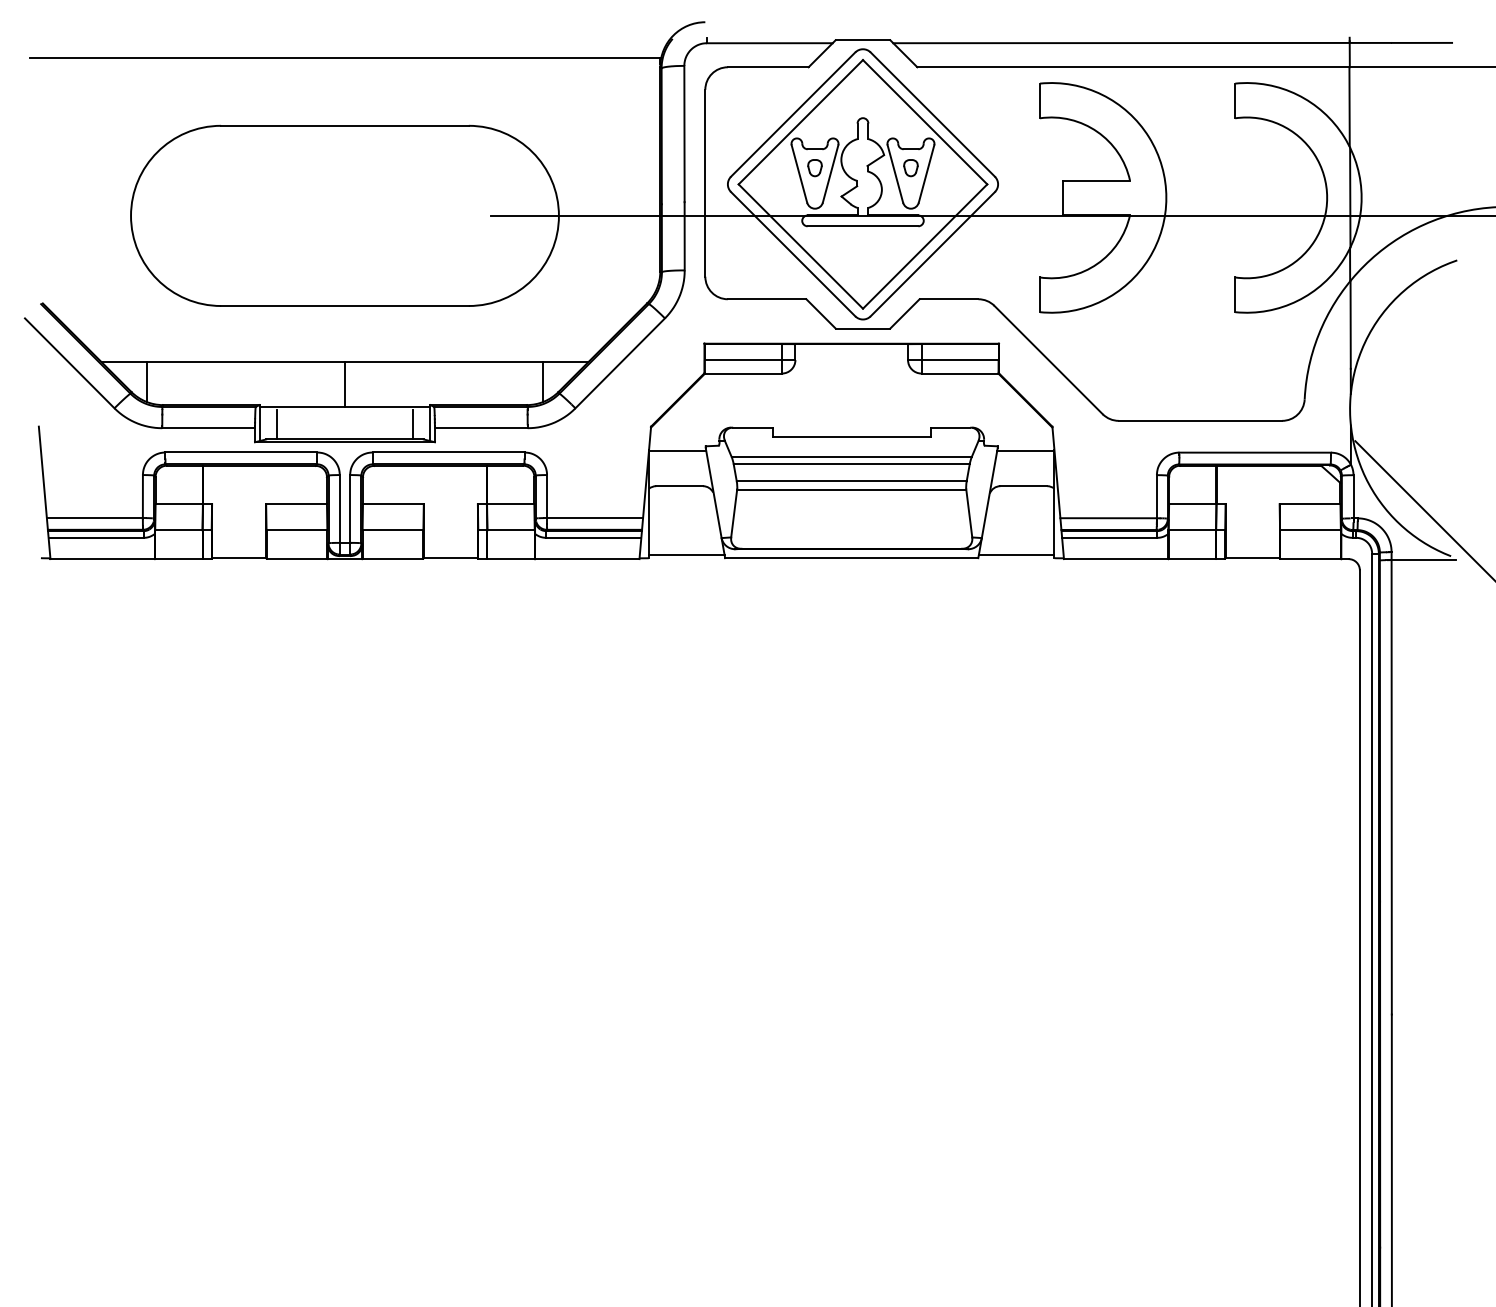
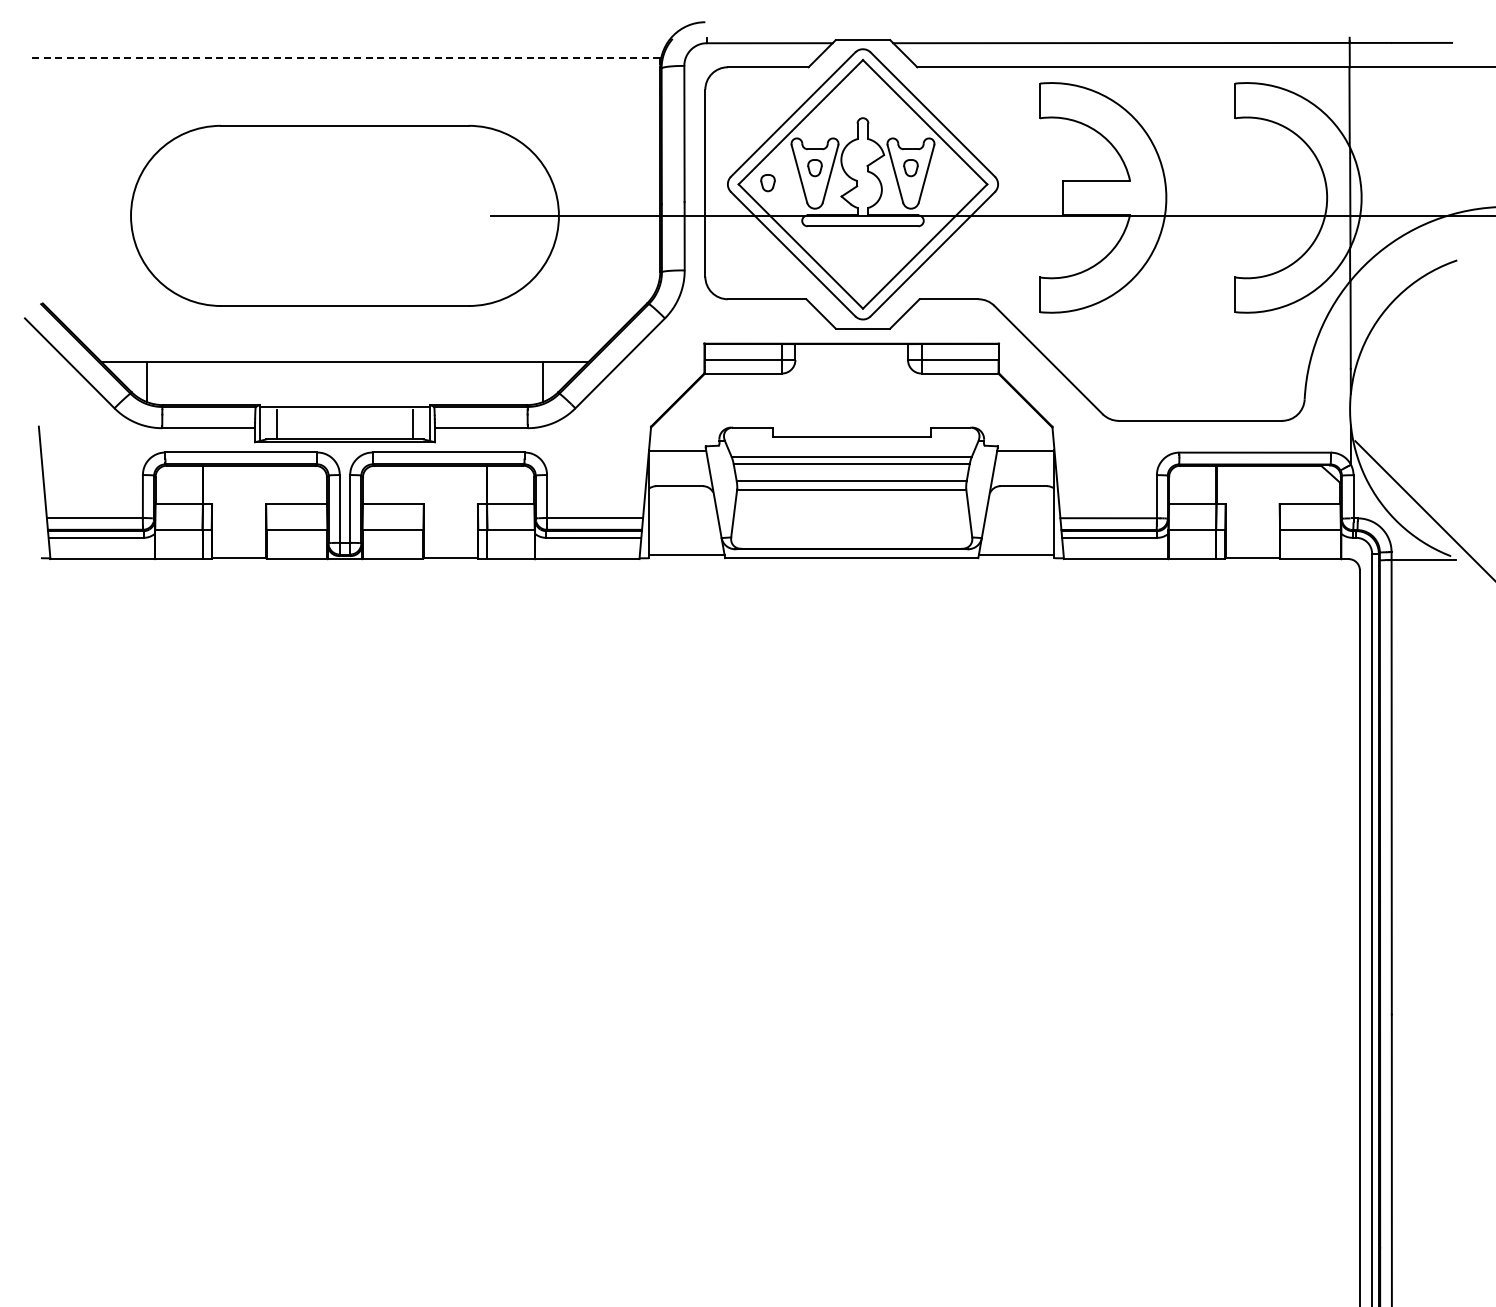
line: solid -> dashed (344, 58)
part: none -> present (767, 183)
line: present -> none (344, 384)
